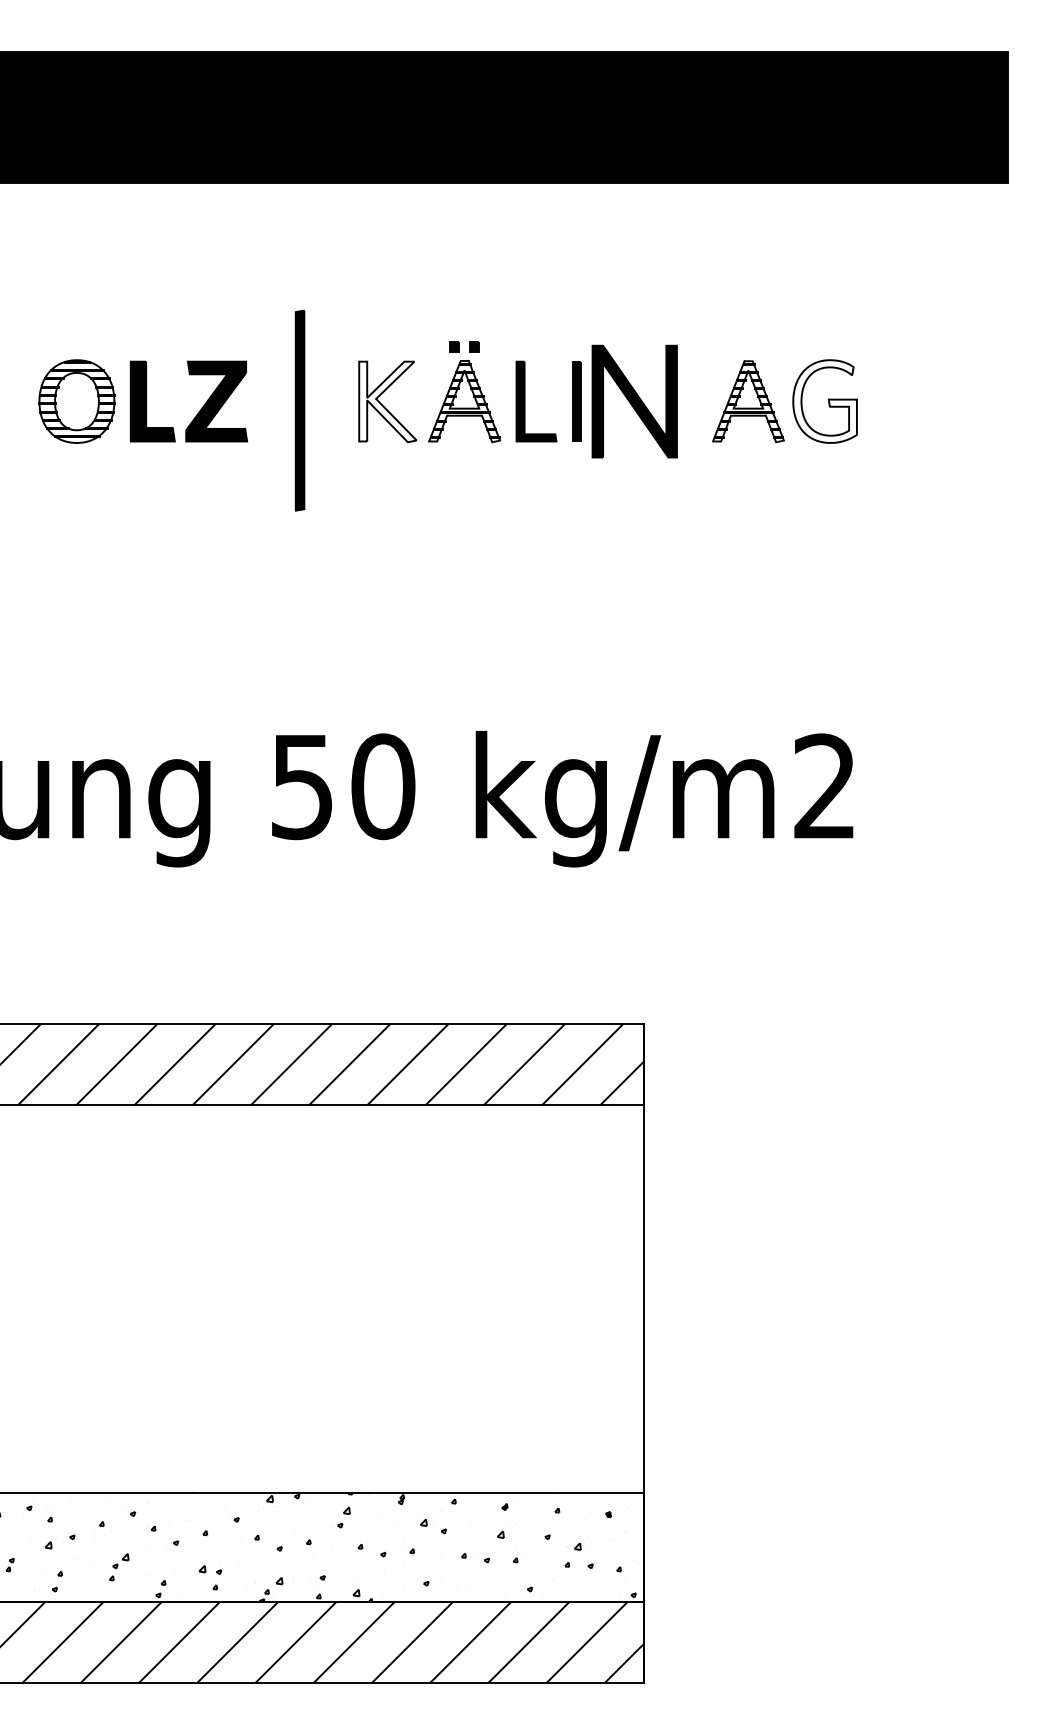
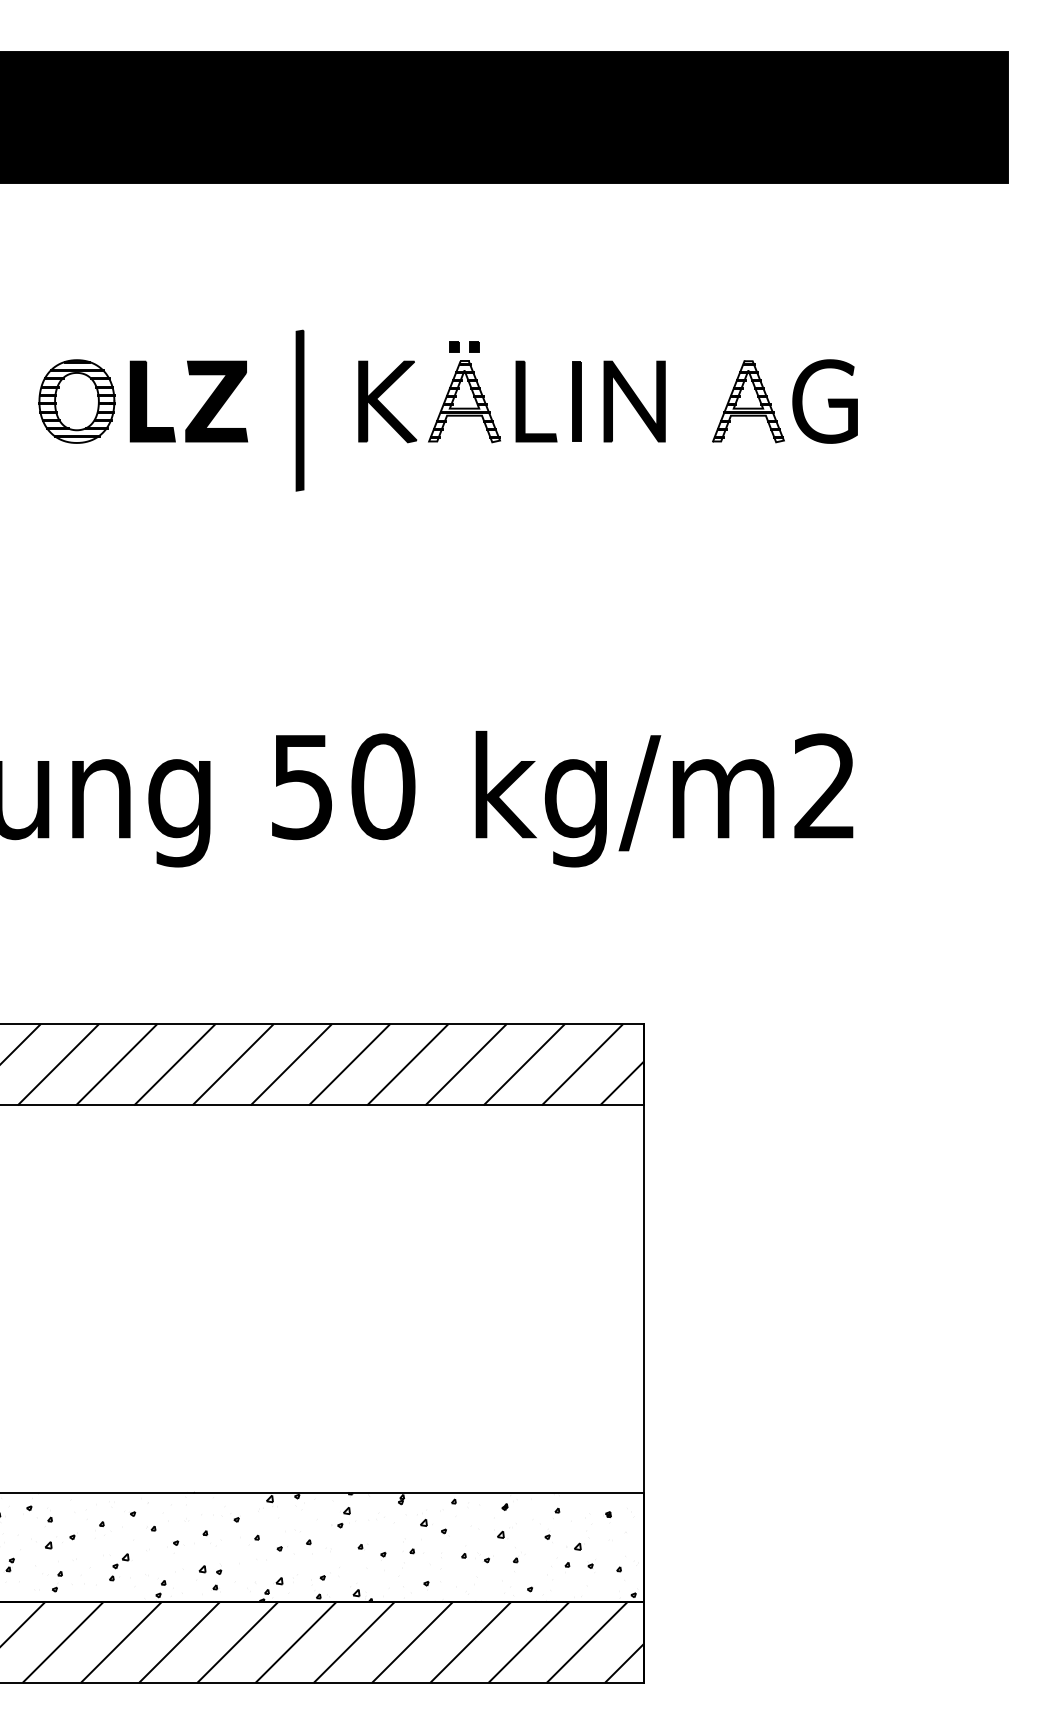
fill: none -> present (387, 401)
part size: 87x115 px -> 63x83 px (634, 401)
fill: none -> present (824, 401)
part size: 12x203 px -> 10x163 px (299, 410)
